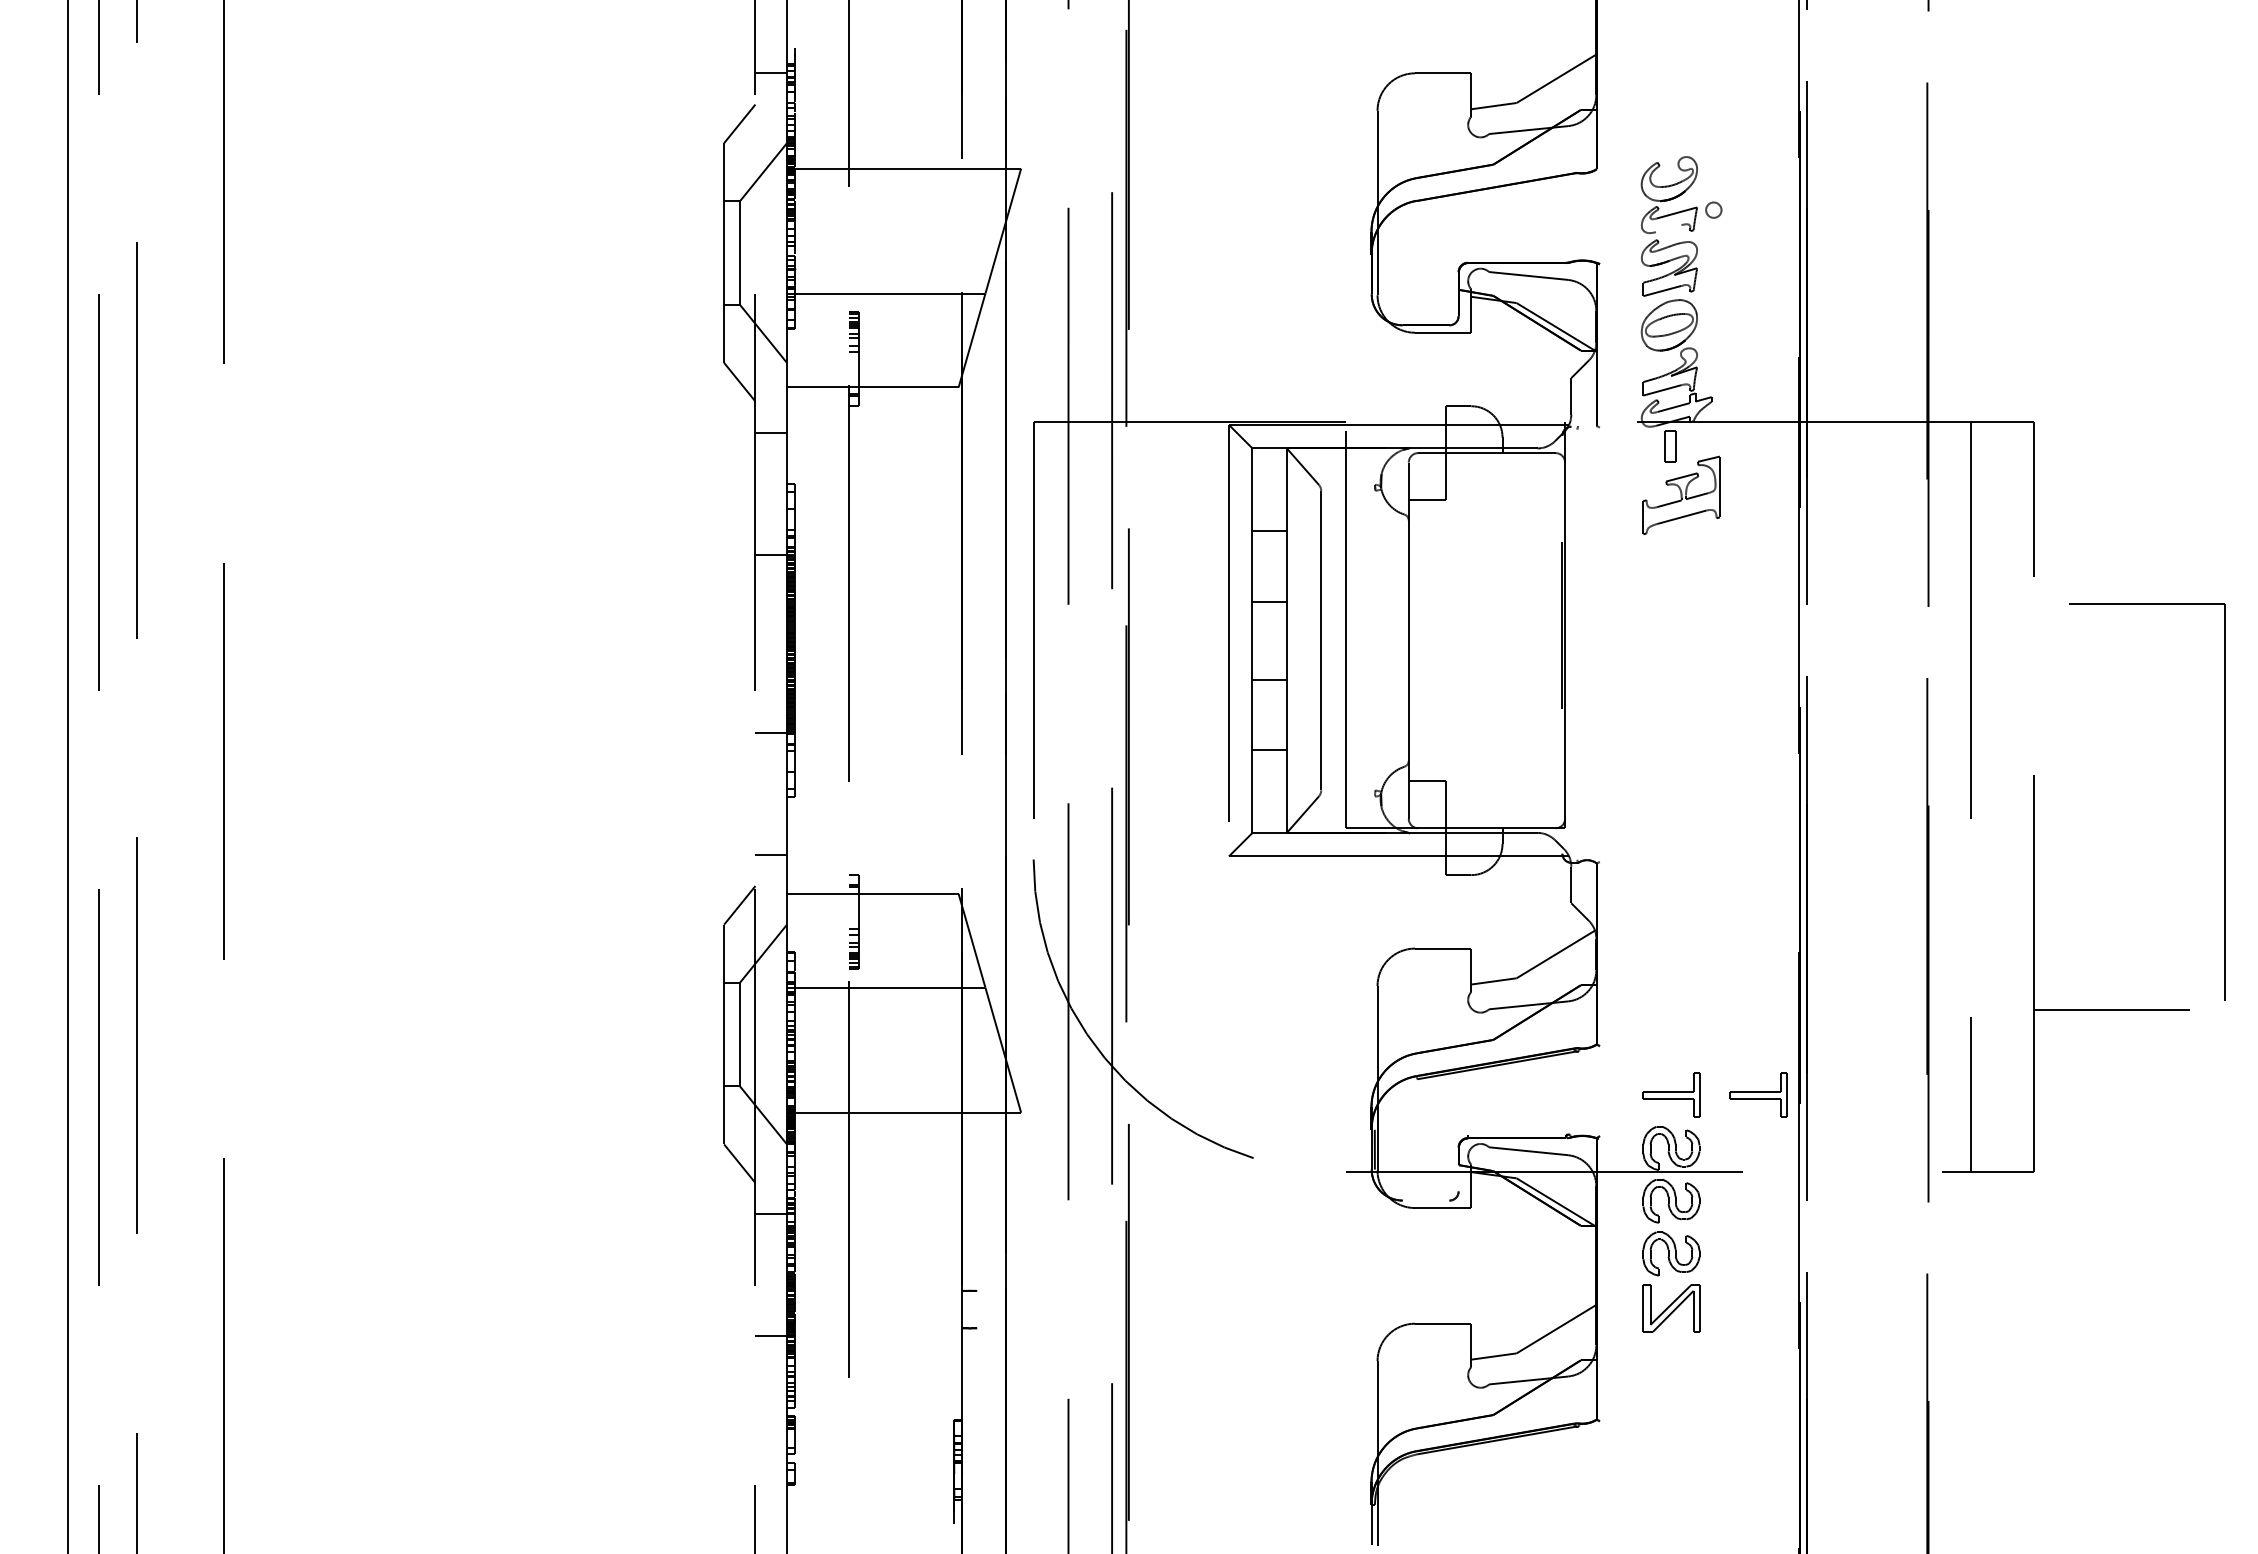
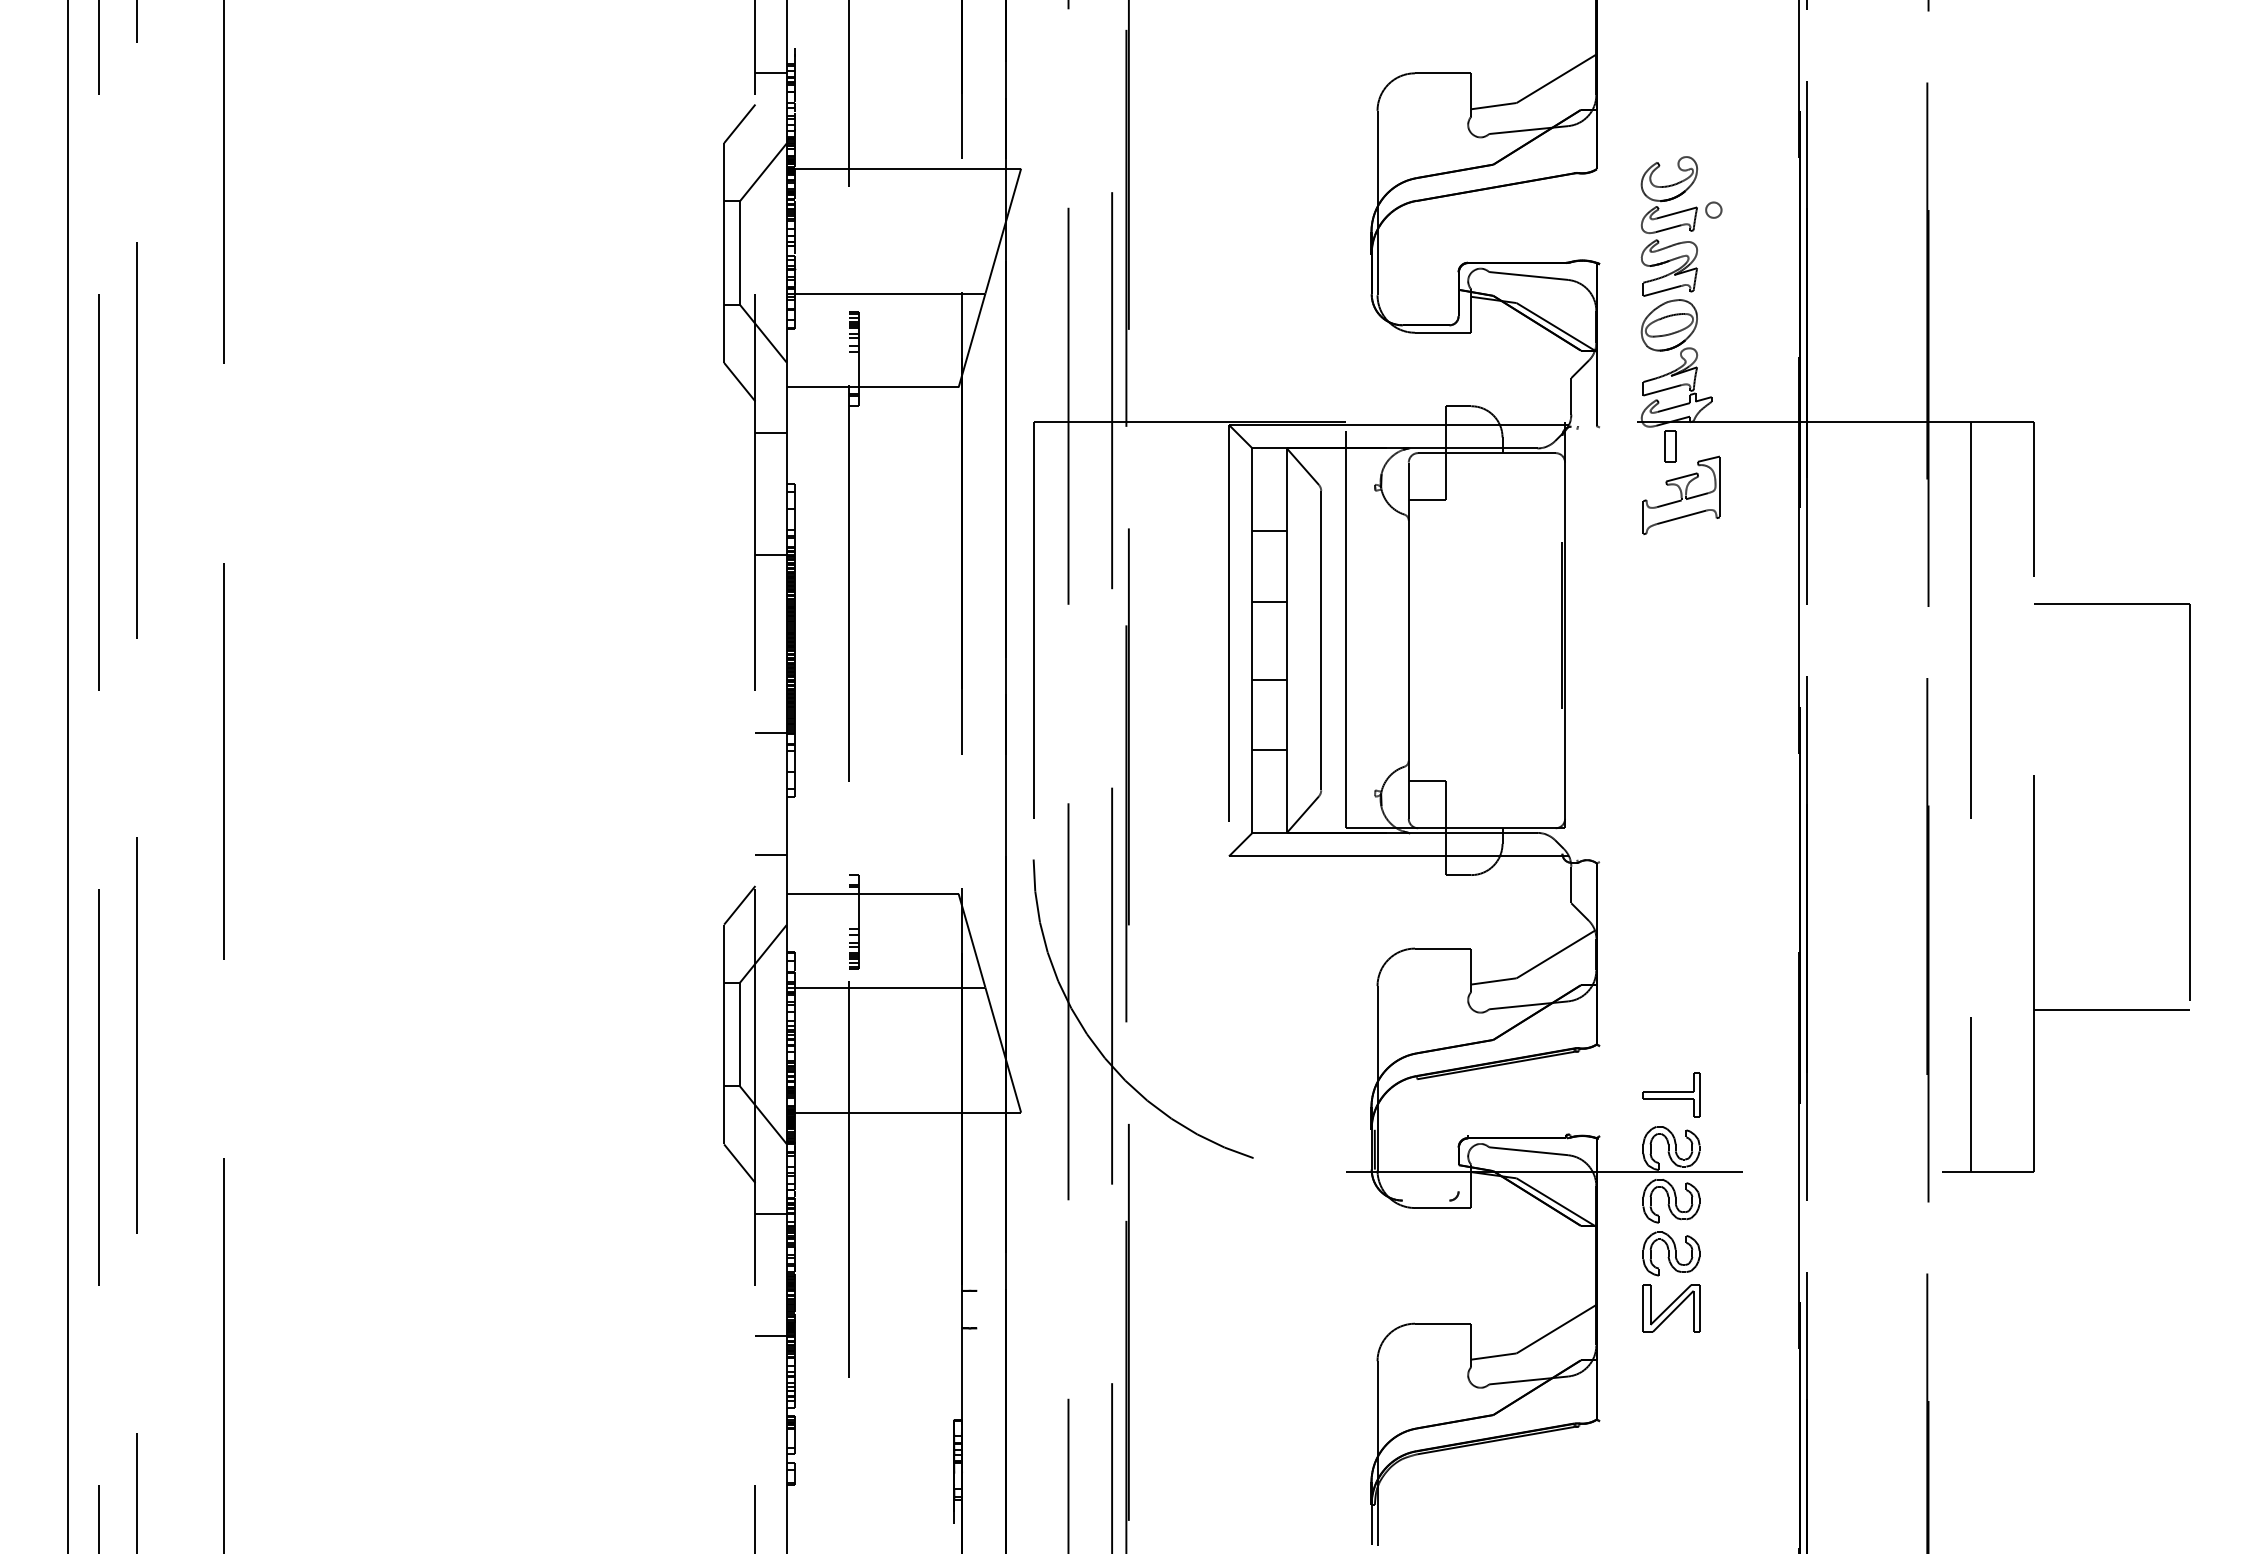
line: none -> present (1668, 228)
part position: (2224, 801) -> (2189, 801) (2189, 801)
part: present -> none (1758, 1094)
